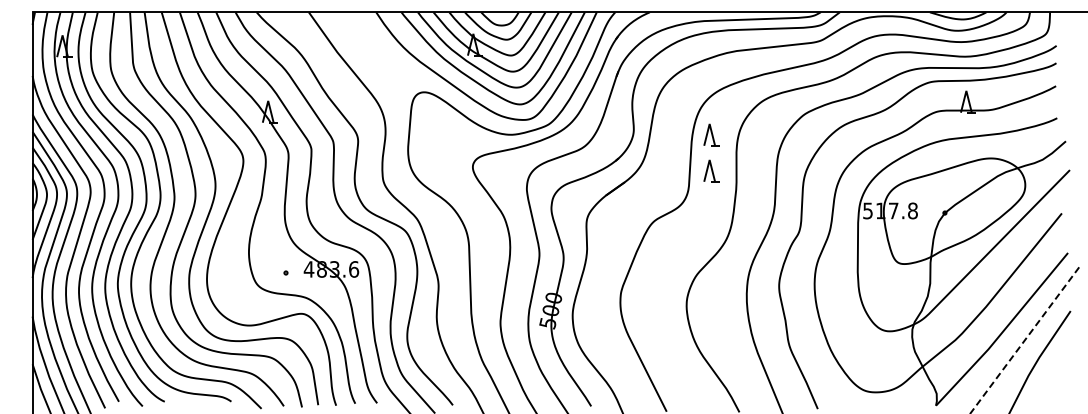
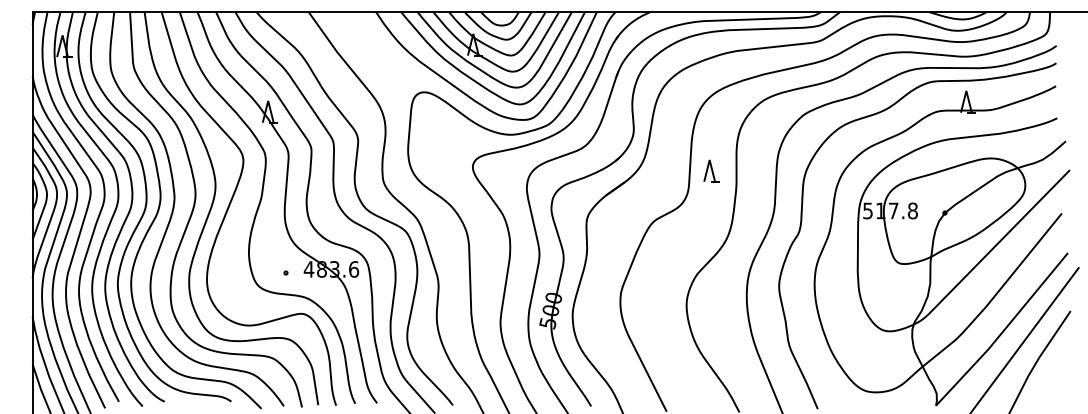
part: present -> none (711, 134)
line: dashed -> solid (1024, 340)
